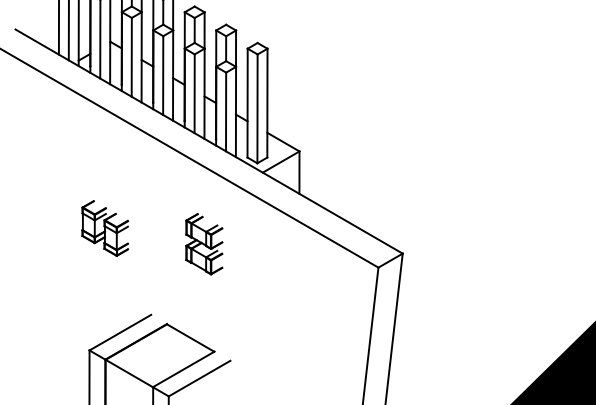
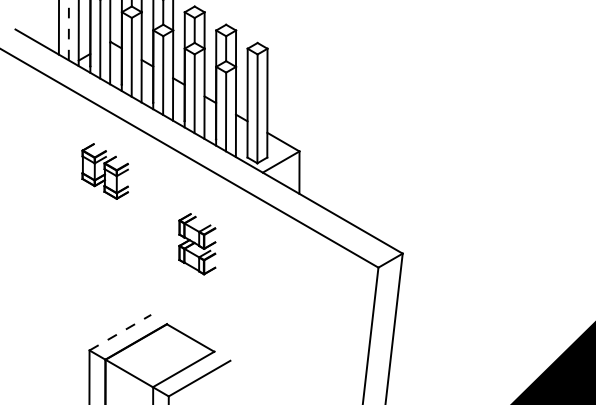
line: solid -> dashed (68, 30)
part position: (104, 228) -> (104, 171) (104, 171)
part position: (204, 244) -> (197, 244) (197, 244)
line: solid -> dashed (120, 332)
